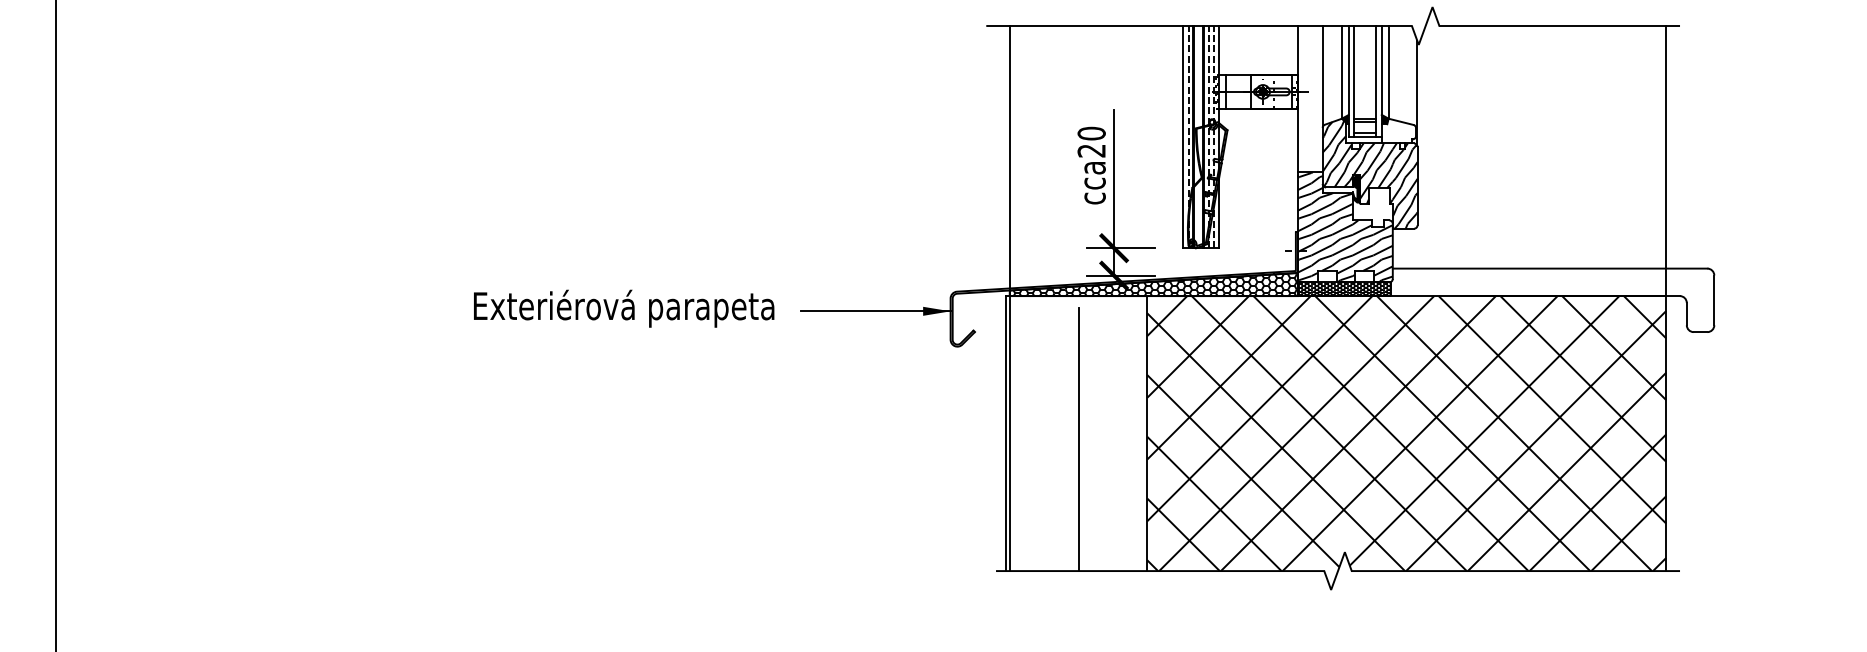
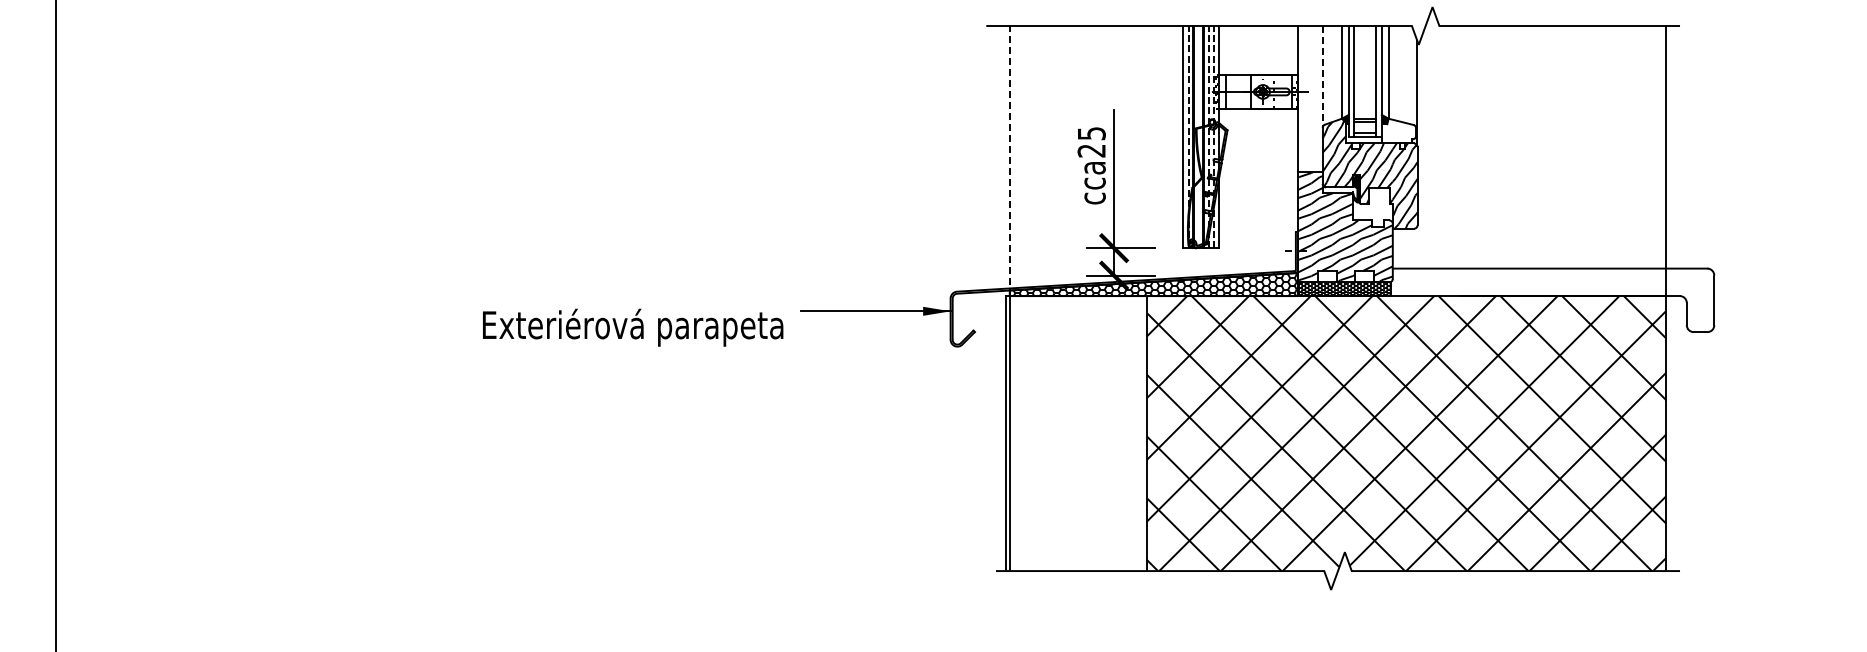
line: solid -> dashed (1322, 76)
text: cca20 -> cca25 (1091, 133)
line: solid -> dashed (1009, 160)
text position: (624, 308) -> (633, 327) (633, 327)
line: present -> none (1078, 439)
